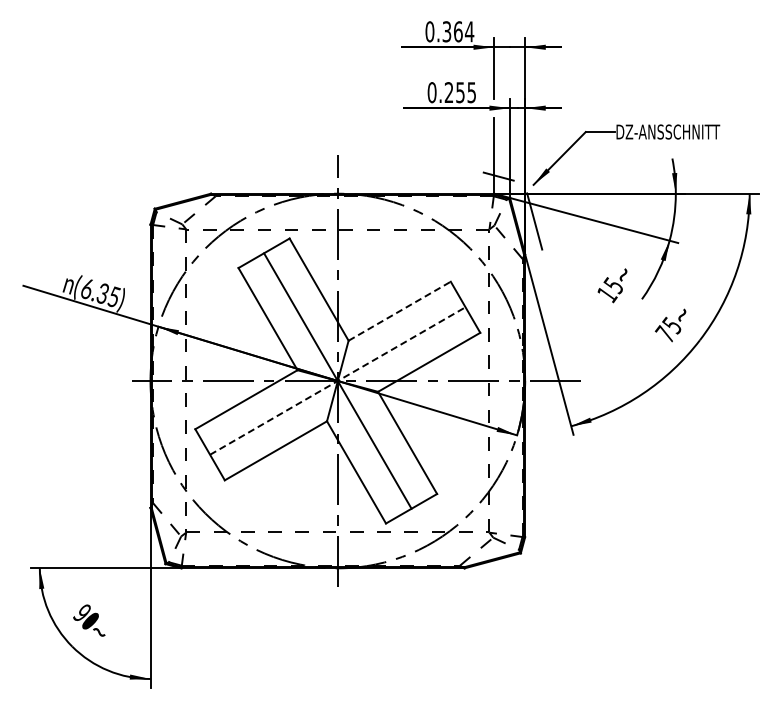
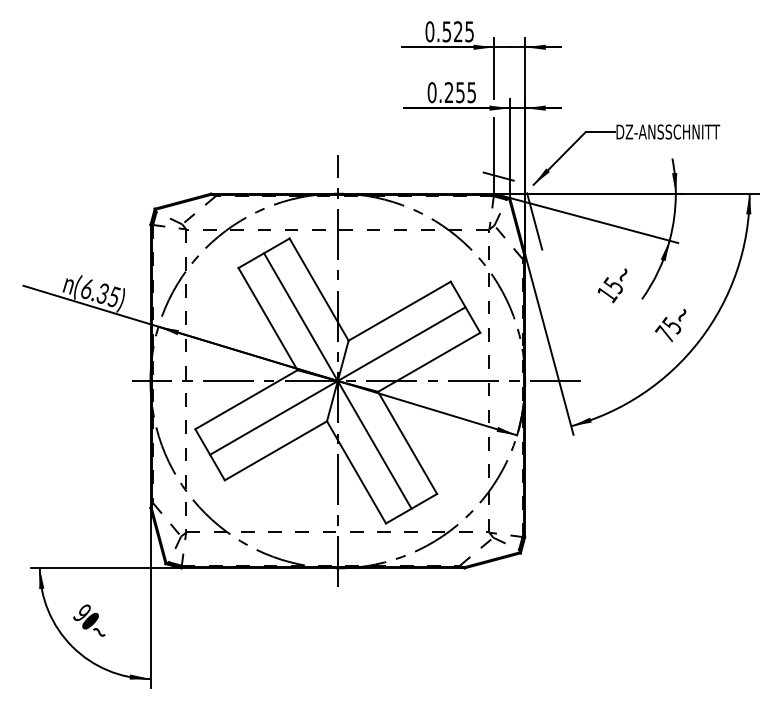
text: 0.364 -> 0.525 (458, 31)
line: dashed -> solid (399, 311)
line: dashed -> solid (338, 380)
